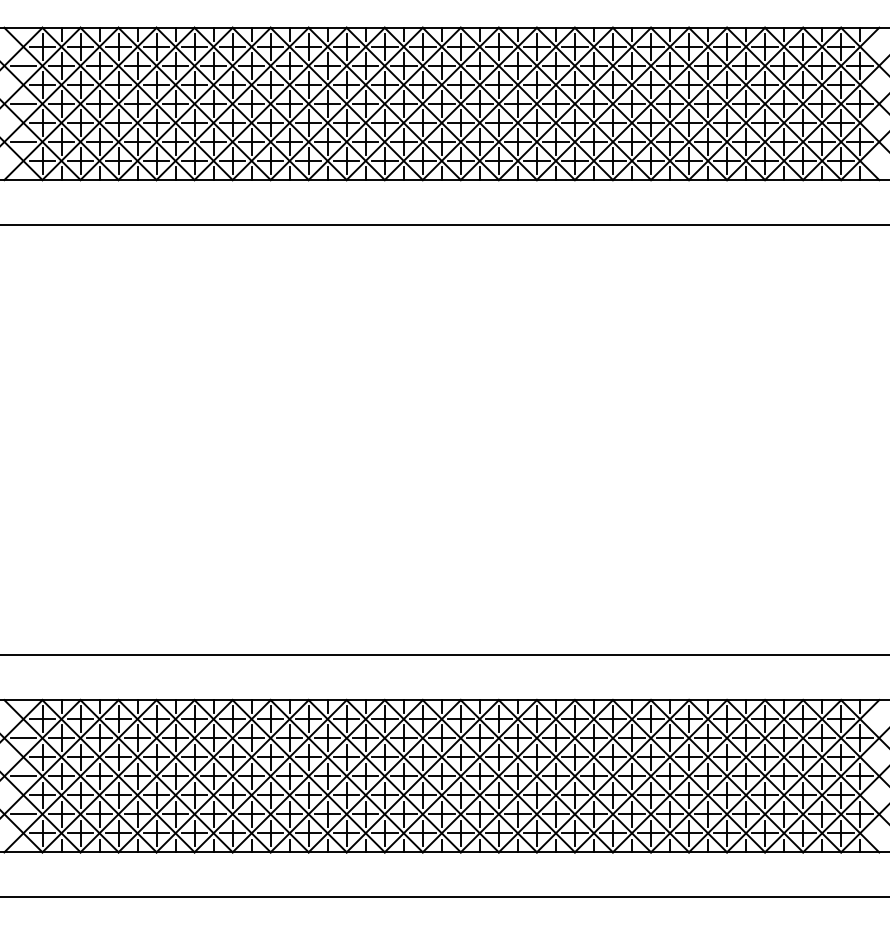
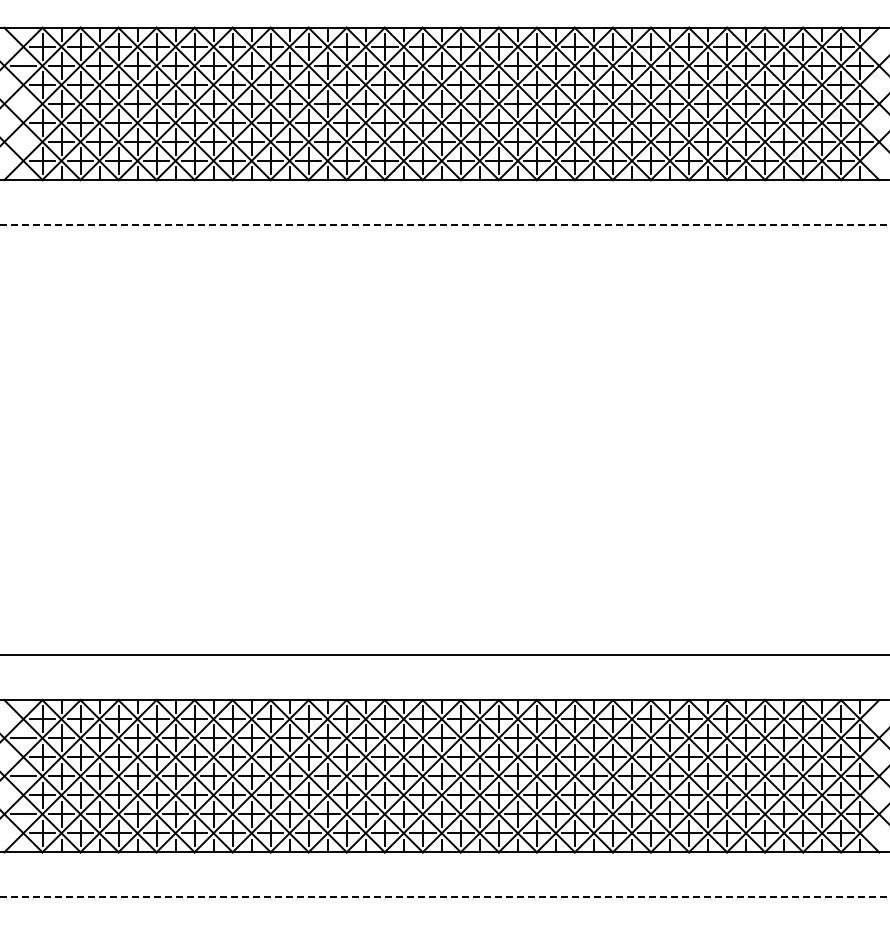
line: present -> none (23, 103)
line: present -> none (23, 141)
line: solid -> dashed (444, 224)
line: solid -> dashed (444, 897)
